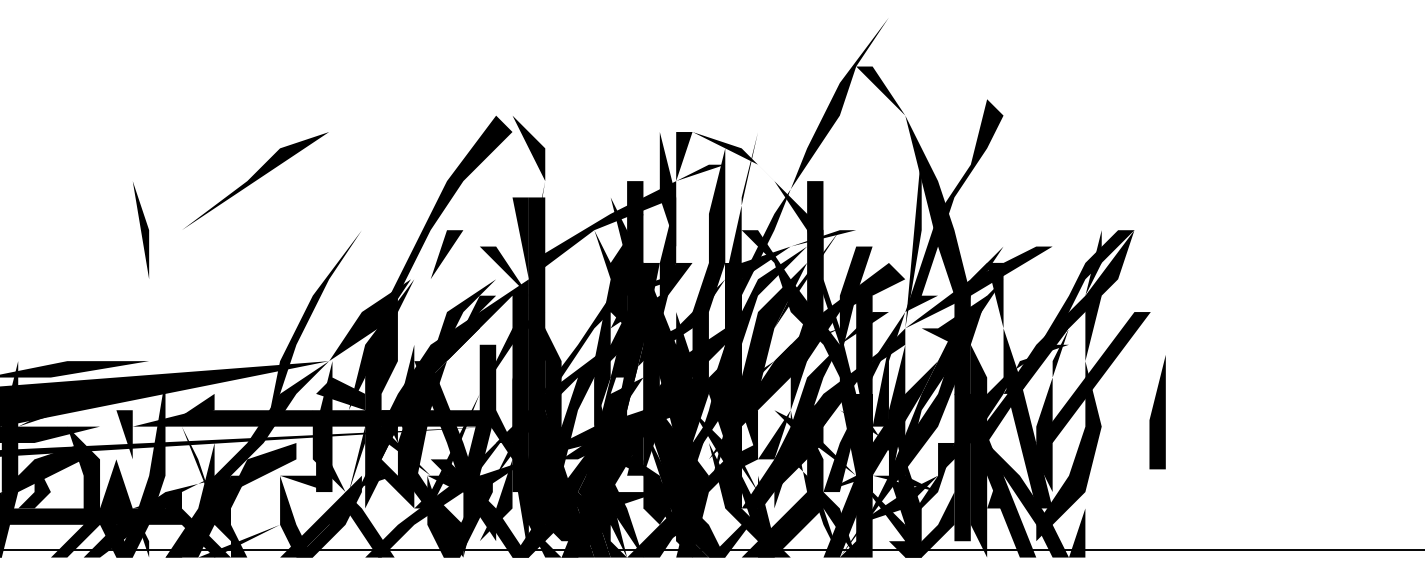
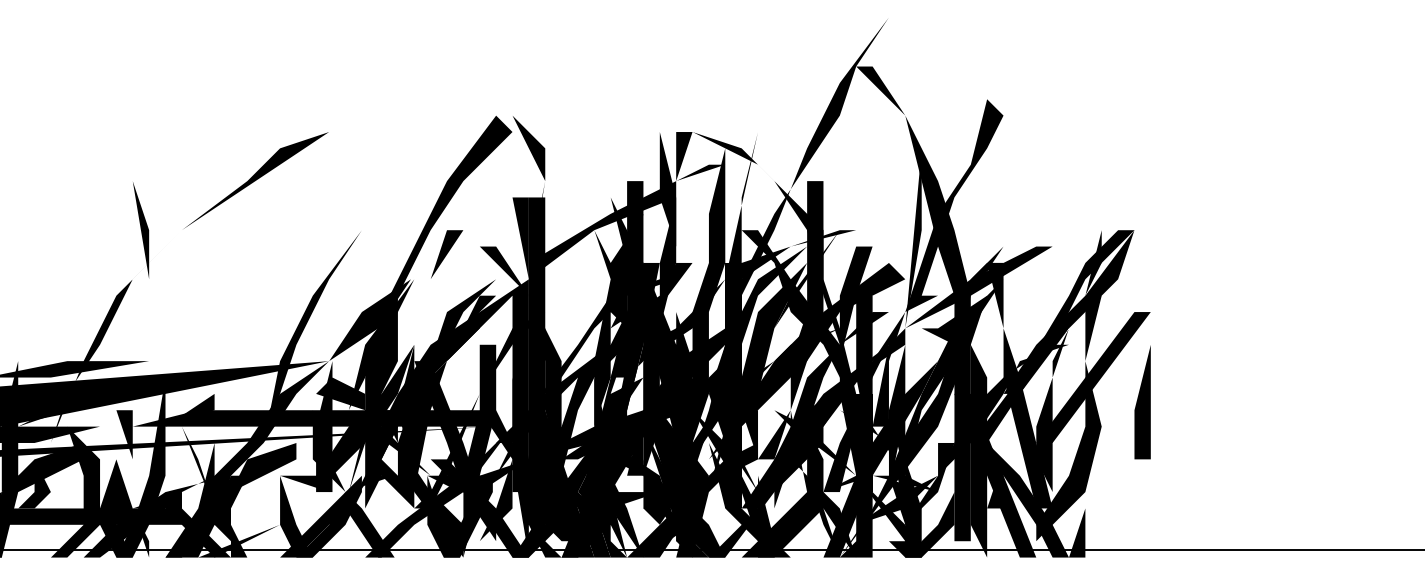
fill: none -> present (115, 336)
fill: none -> present (365, 409)
part position: (1157, 412) -> (1142, 402) (1142, 402)
